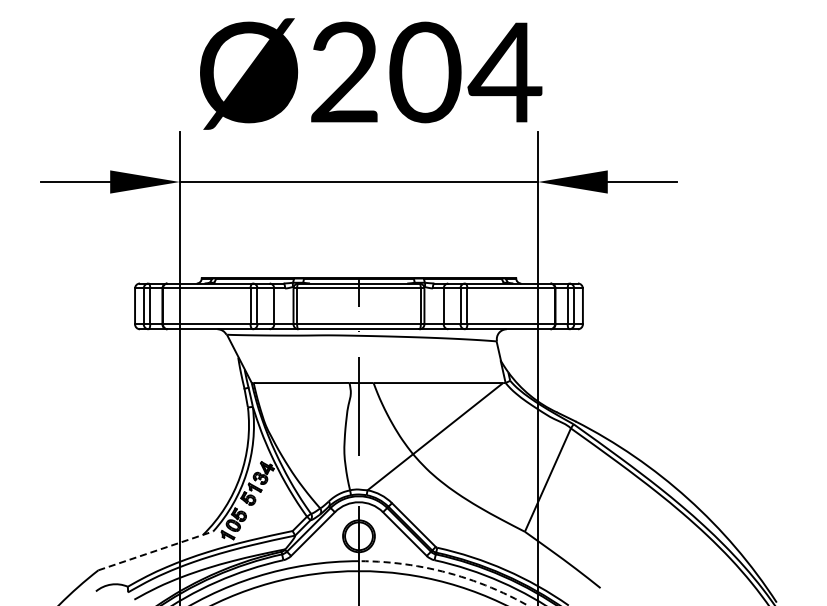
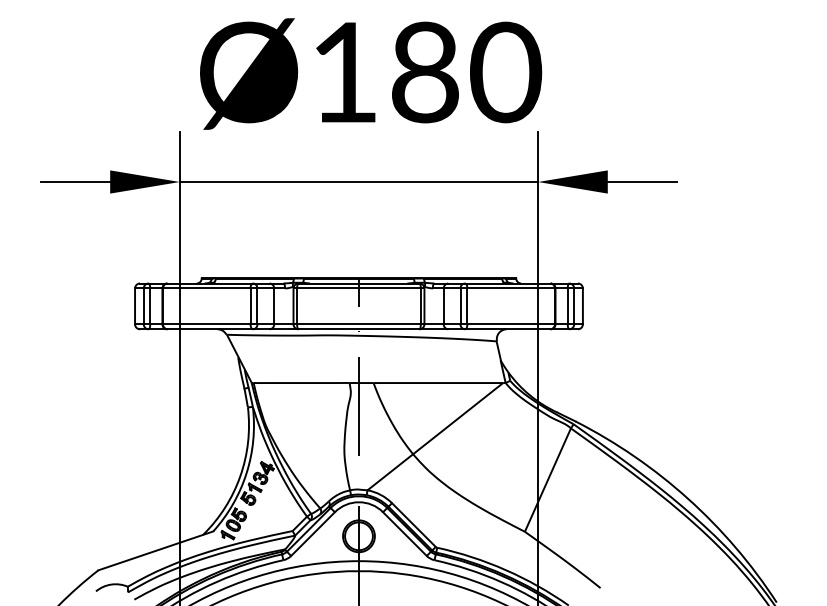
text: Ø204 -> Ø180 (426, 72)
line: dashed -> solid (155, 550)
arc: dashed -> solid (445, 572)
